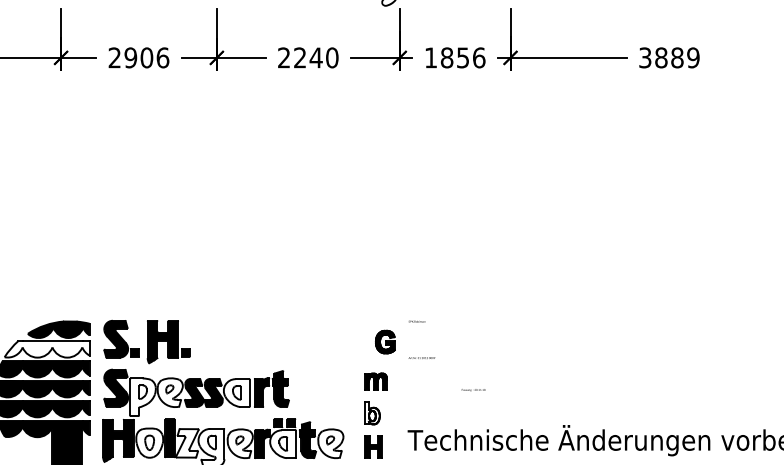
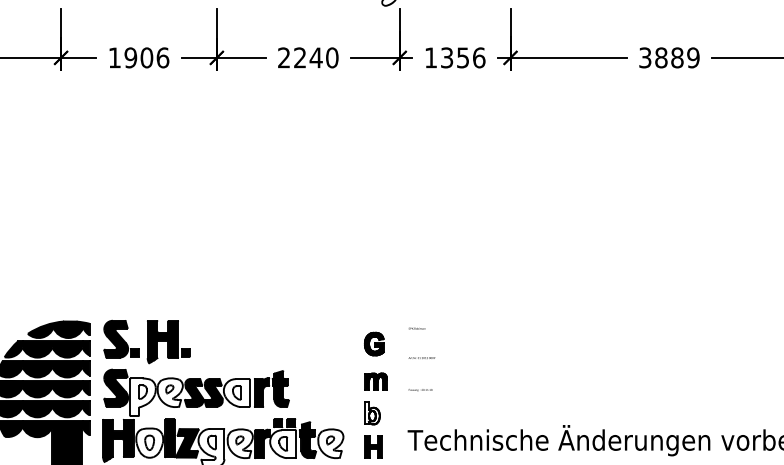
text: 2906 -> 1906 (114, 57)
text: 1856 -> 1356 (446, 57)
line: none -> present (746, 57)
text position: (416, 321) -> (416, 328) (416, 328)
part position: (385, 341) -> (374, 343) (374, 343)
fill: none -> present (46, 349)
text position: (473, 390) -> (420, 390) (420, 390)
fill: none -> present (187, 443)
